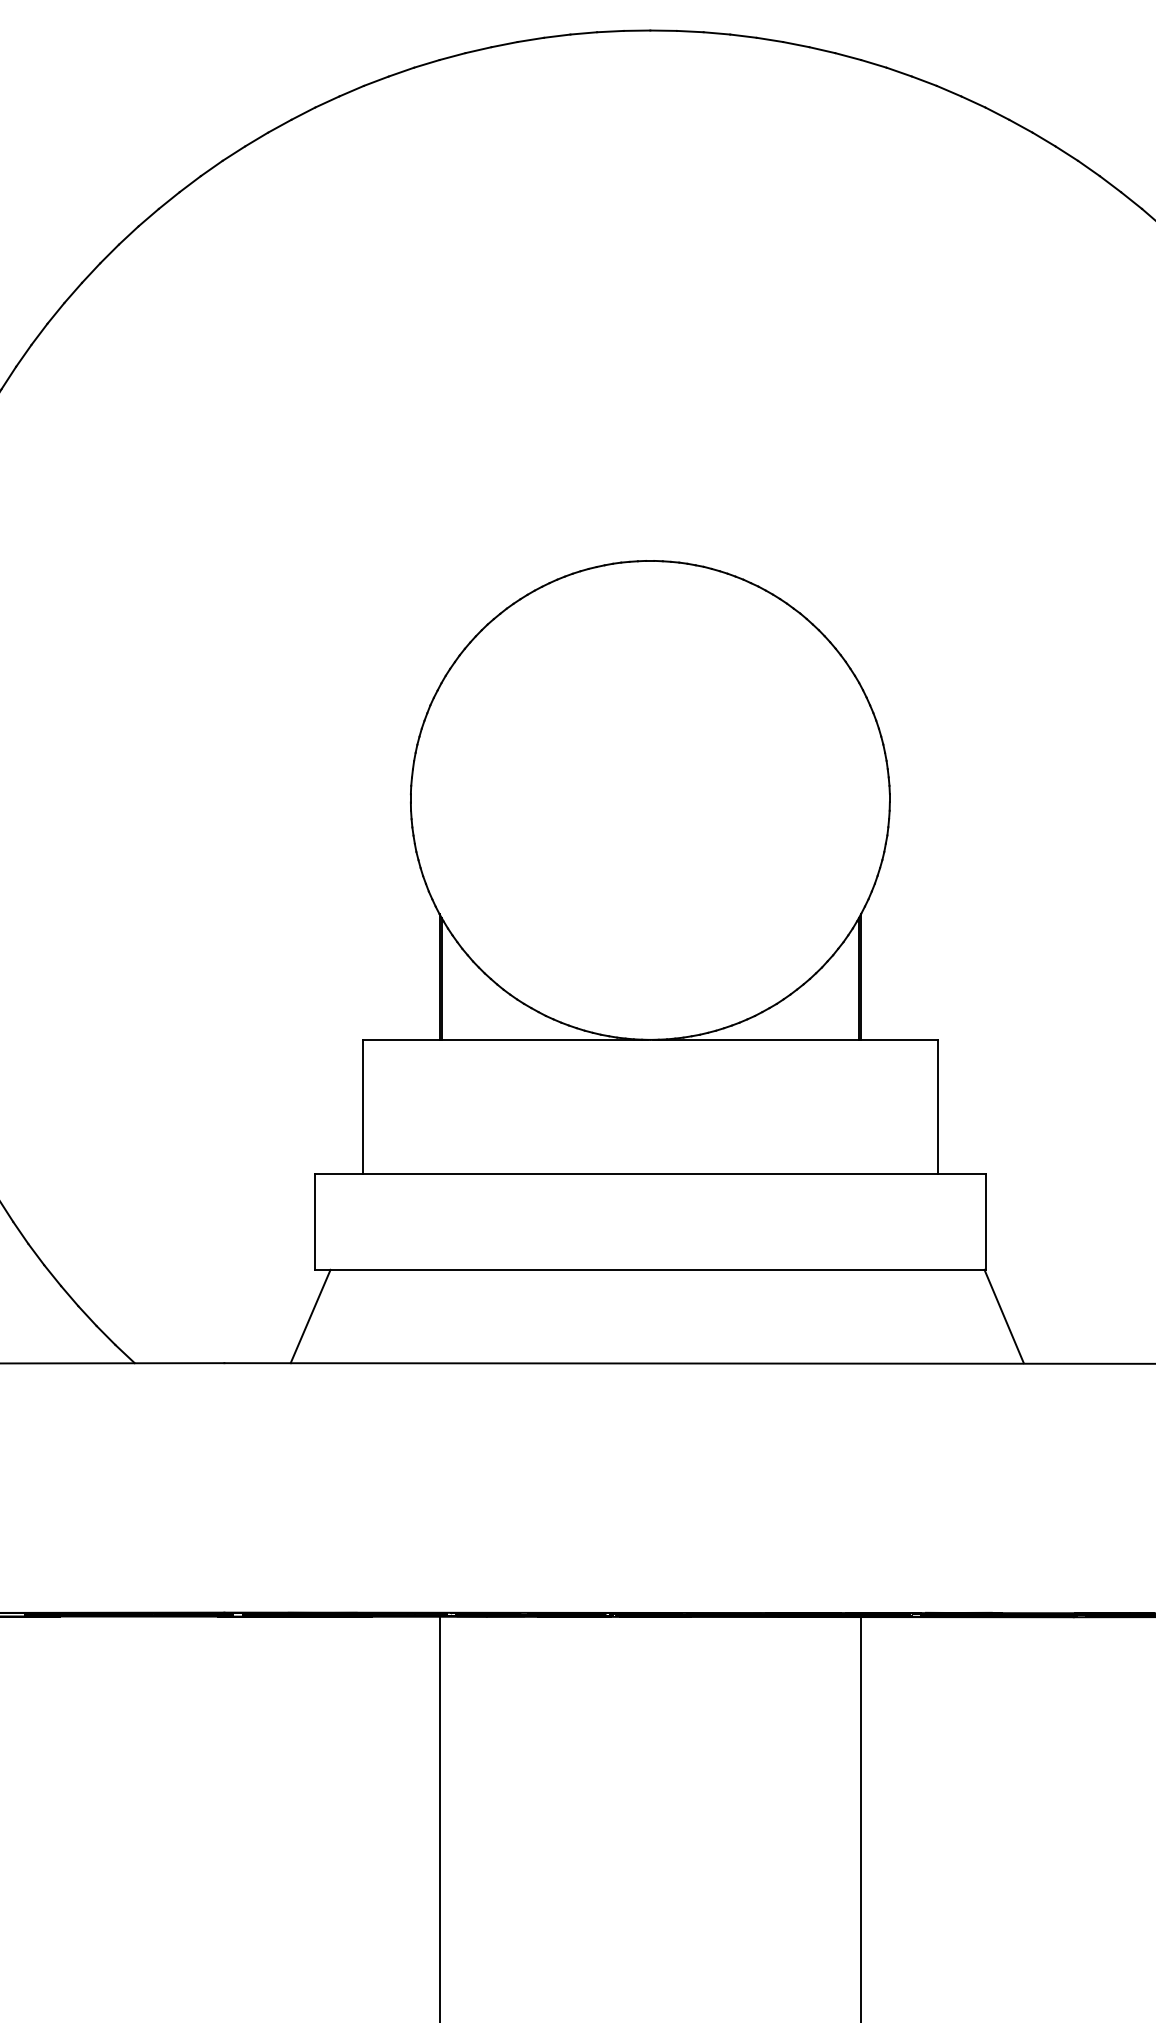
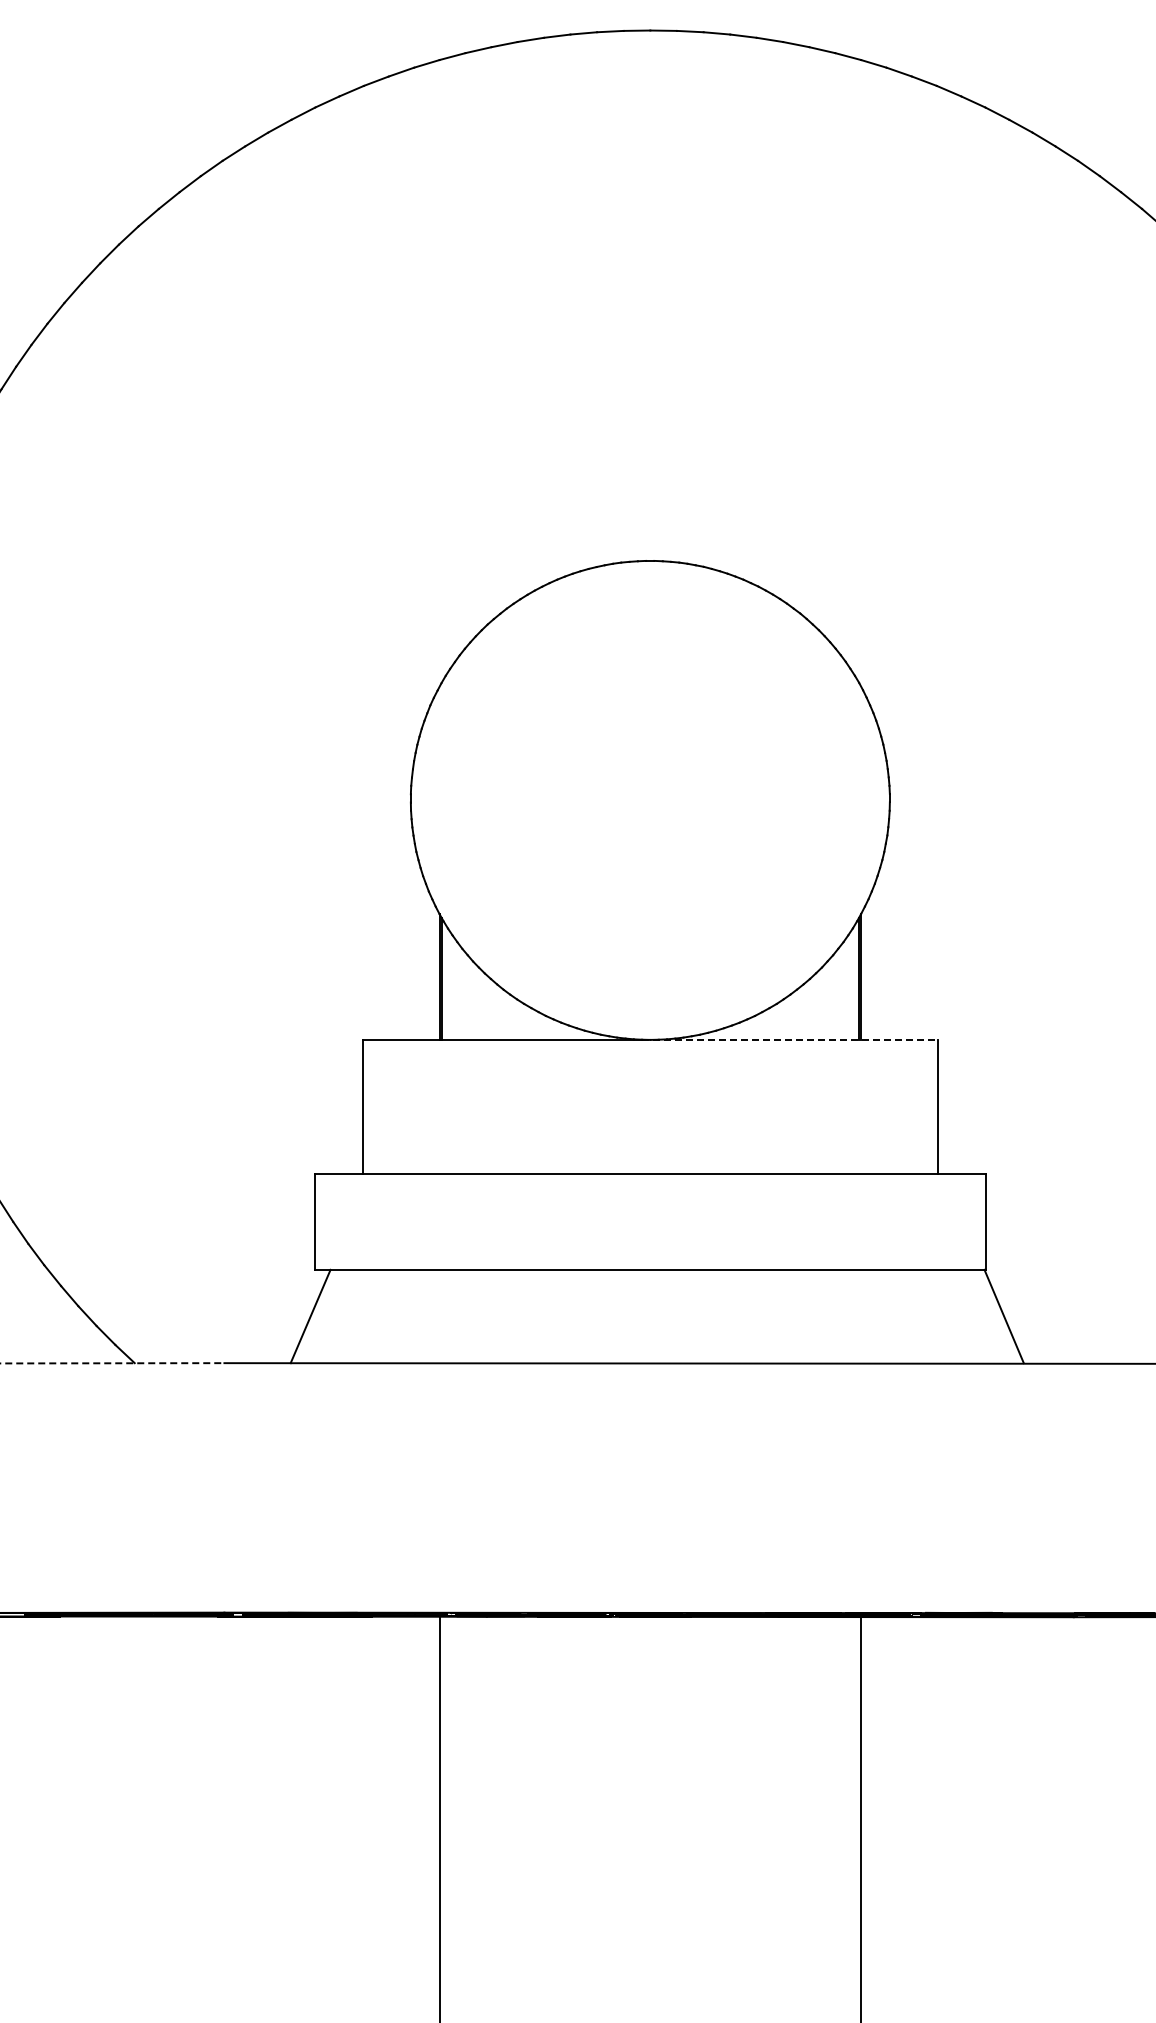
line: solid -> dashed (795, 1039)
line: solid -> dashed (112, 1363)
